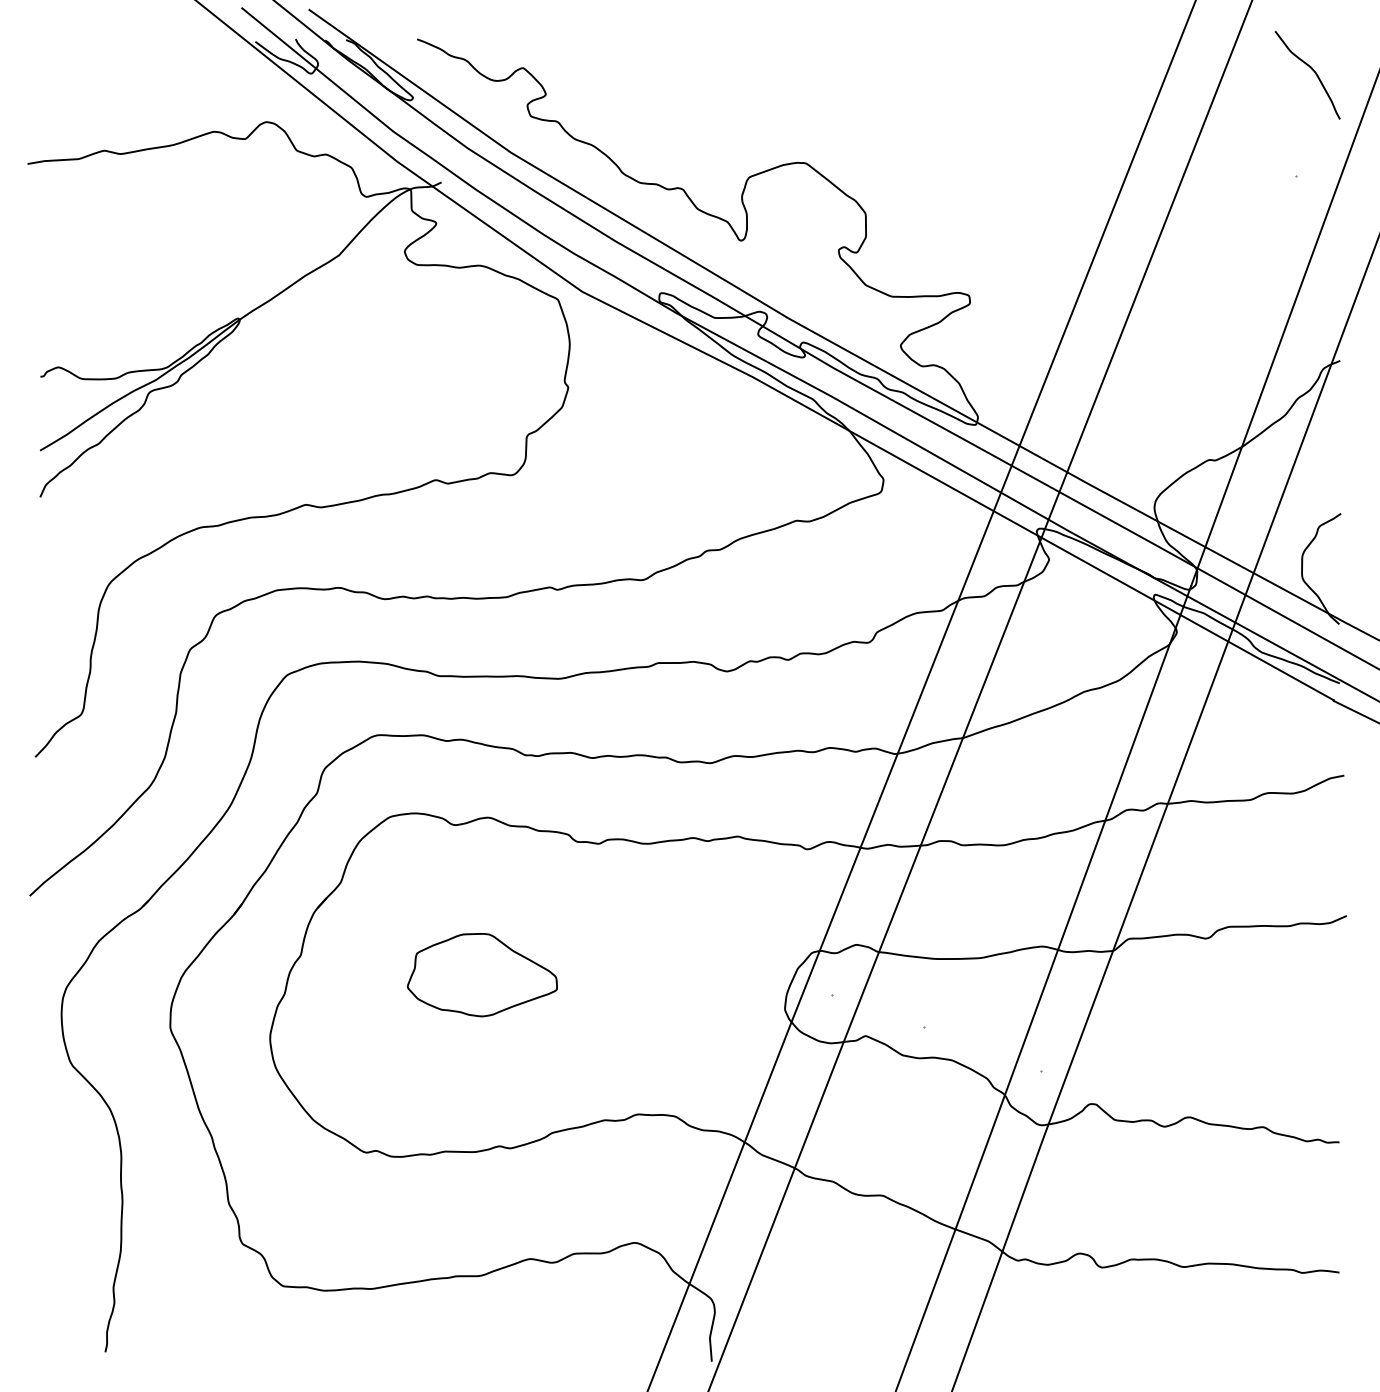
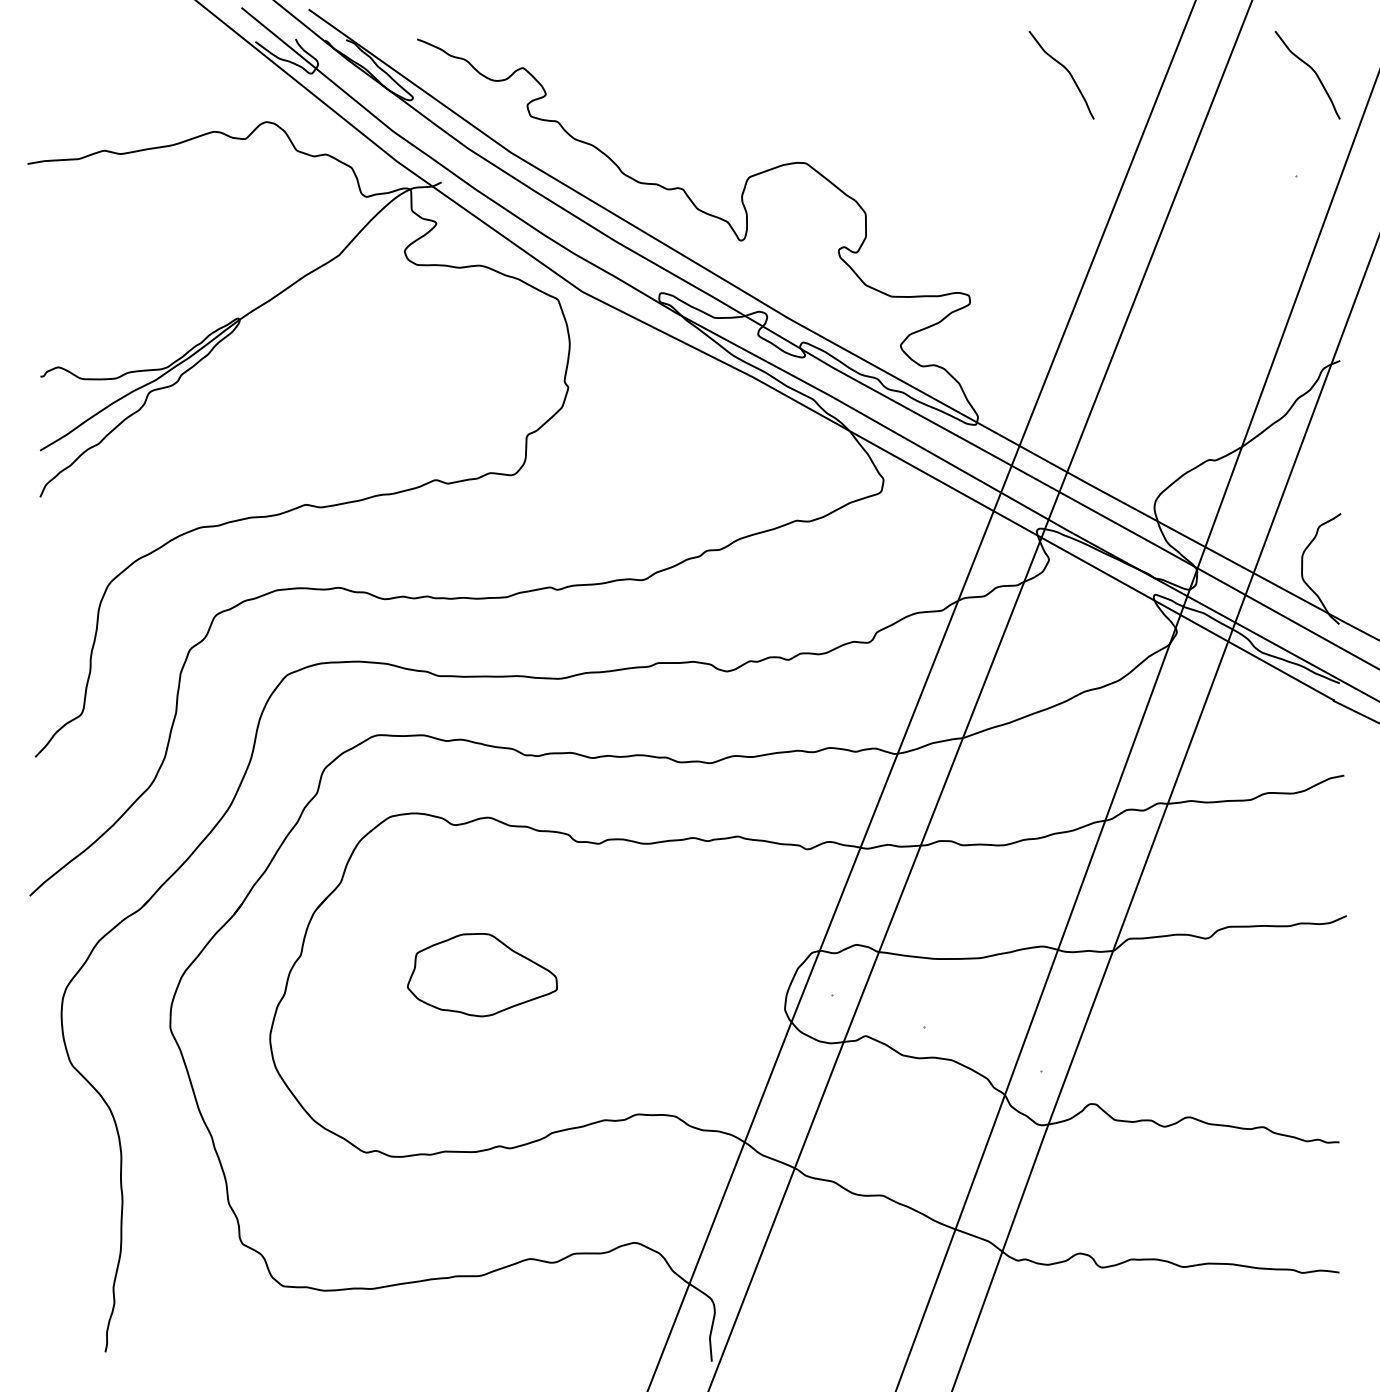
curve: none -> present (1066, 70)
